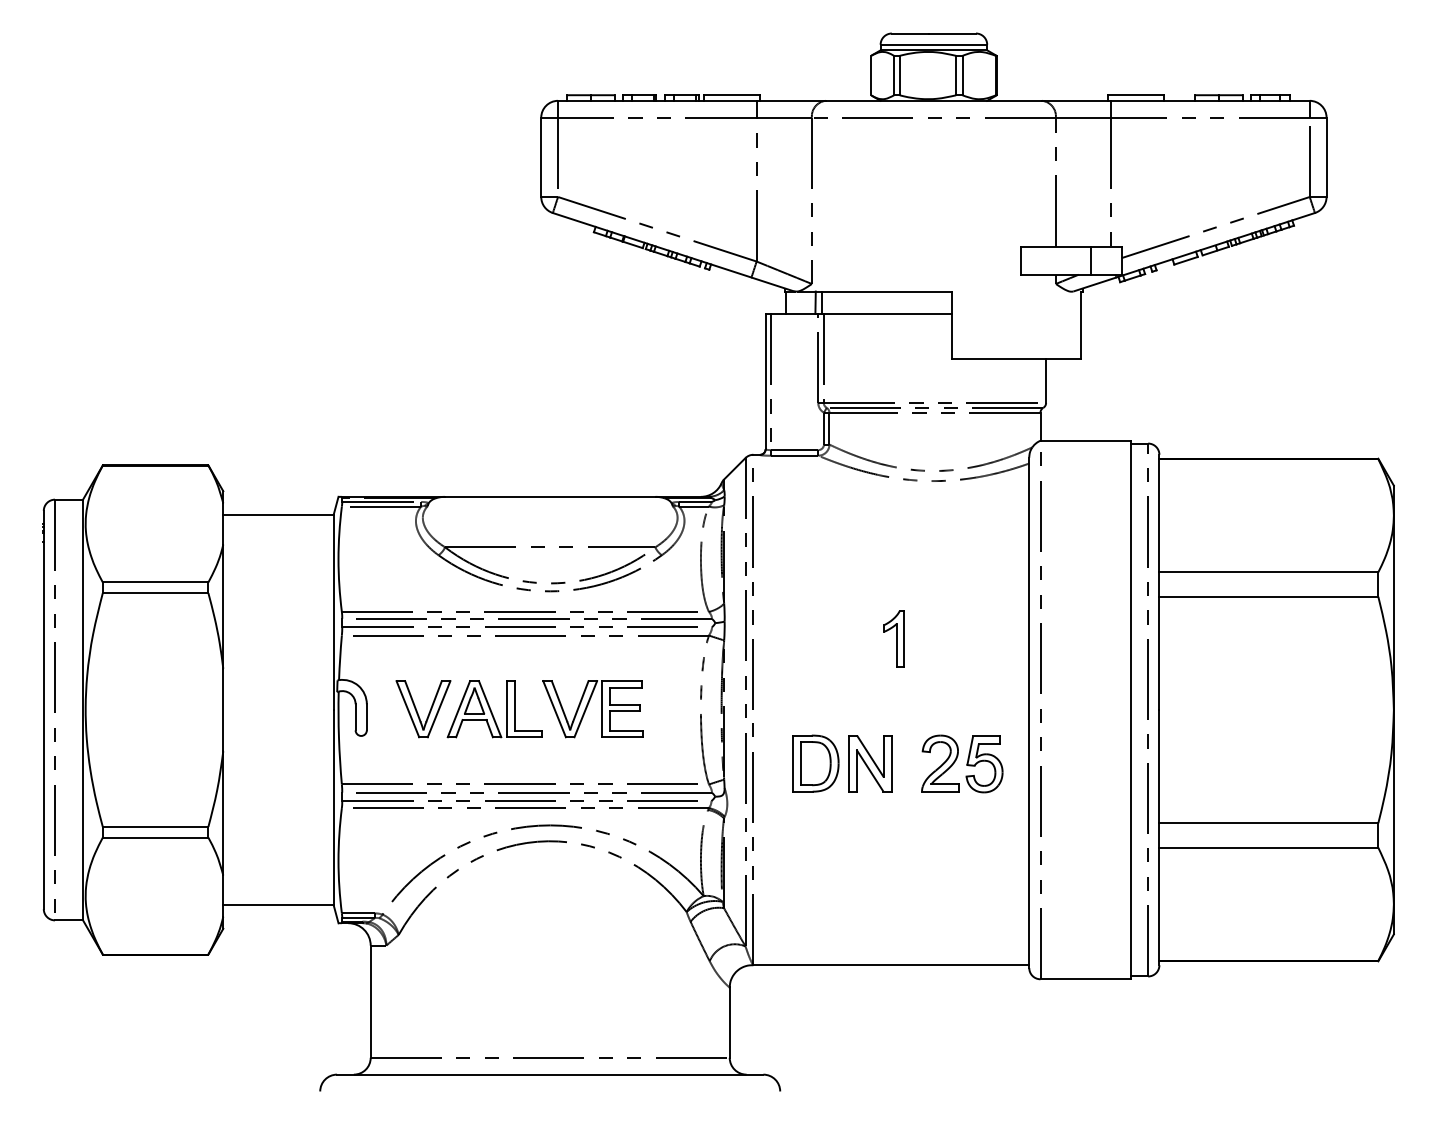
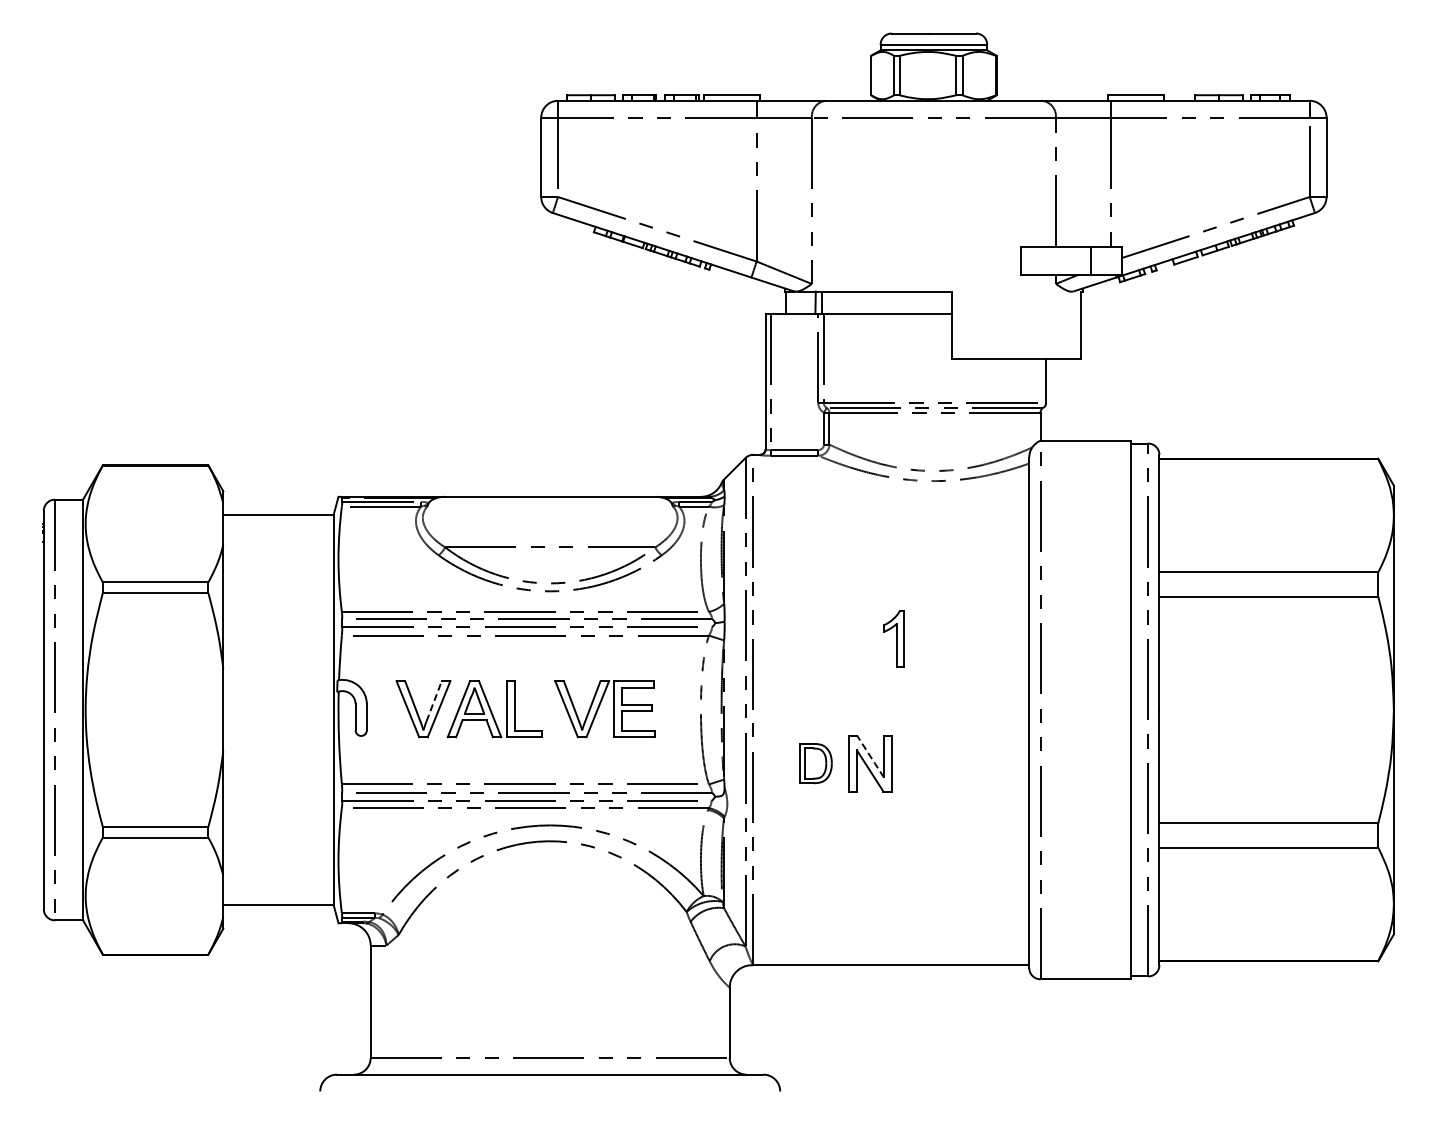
line: solid -> dashed (434, 701)
part position: (592, 709) -> (604, 709) (604, 709)
line: solid -> dashed (870, 756)
part size: 48x59 px -> 34x42 px (815, 763)
part: present -> none (962, 763)
